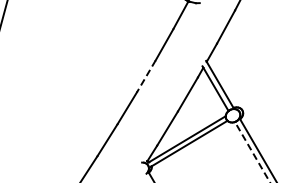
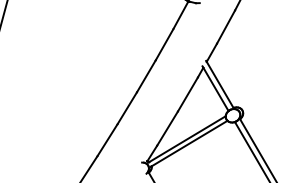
line: dashed -> solid (146, 76)
line: dashed -> solid (252, 152)
